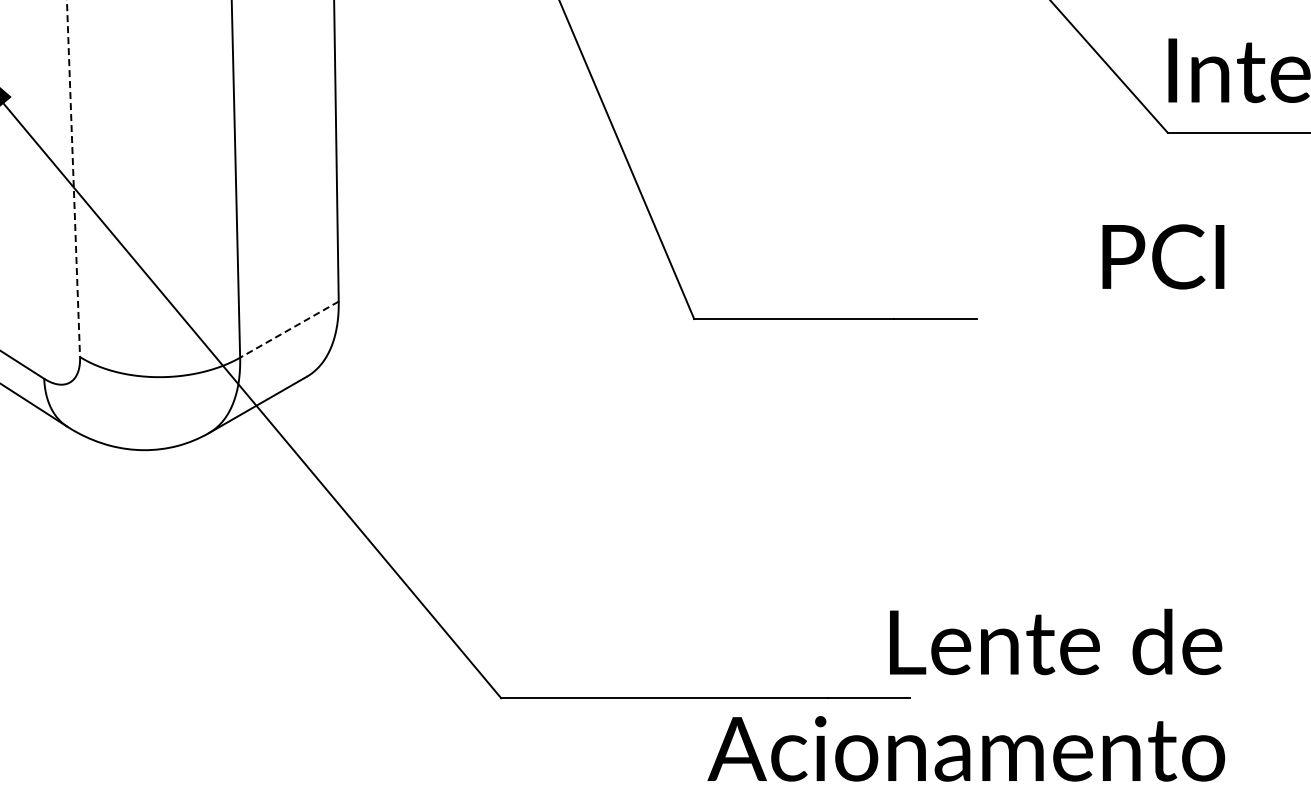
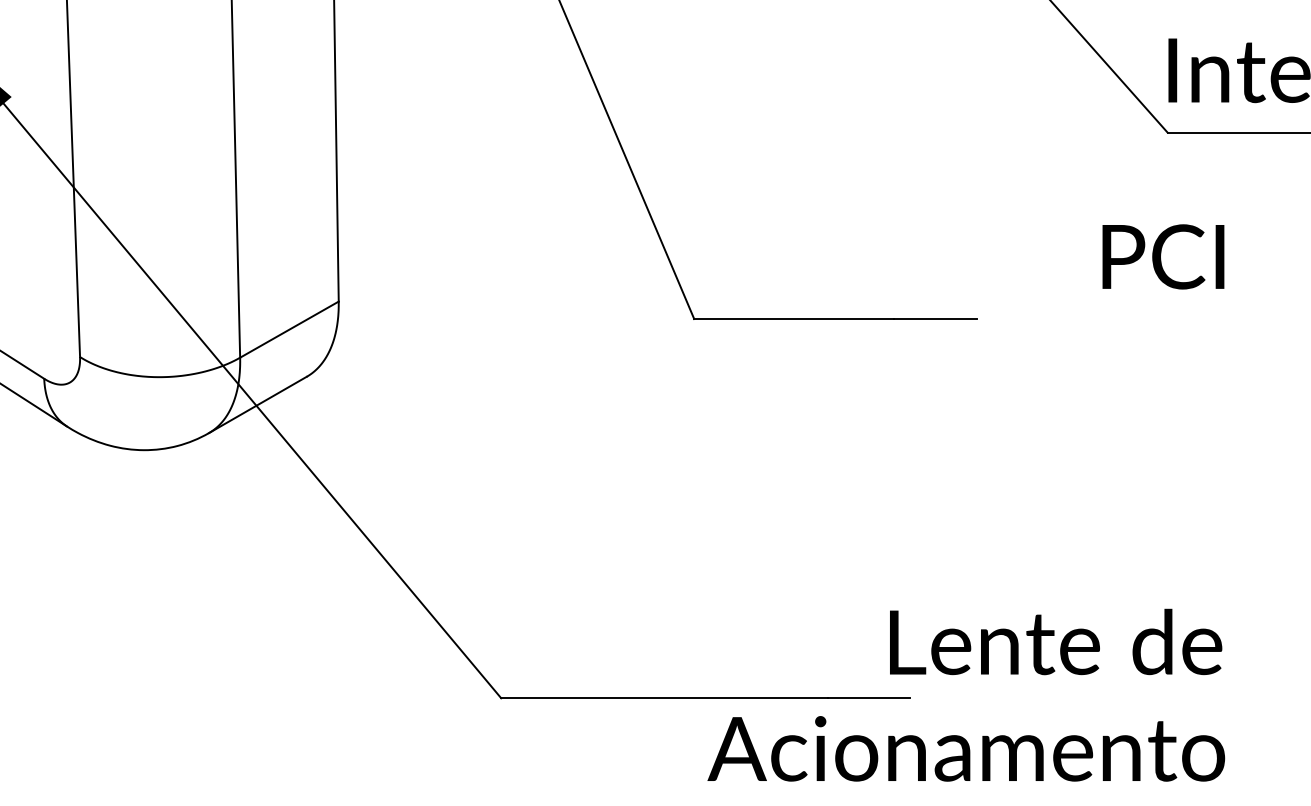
line: dashed -> solid (73, 179)
line: dashed -> solid (289, 329)
